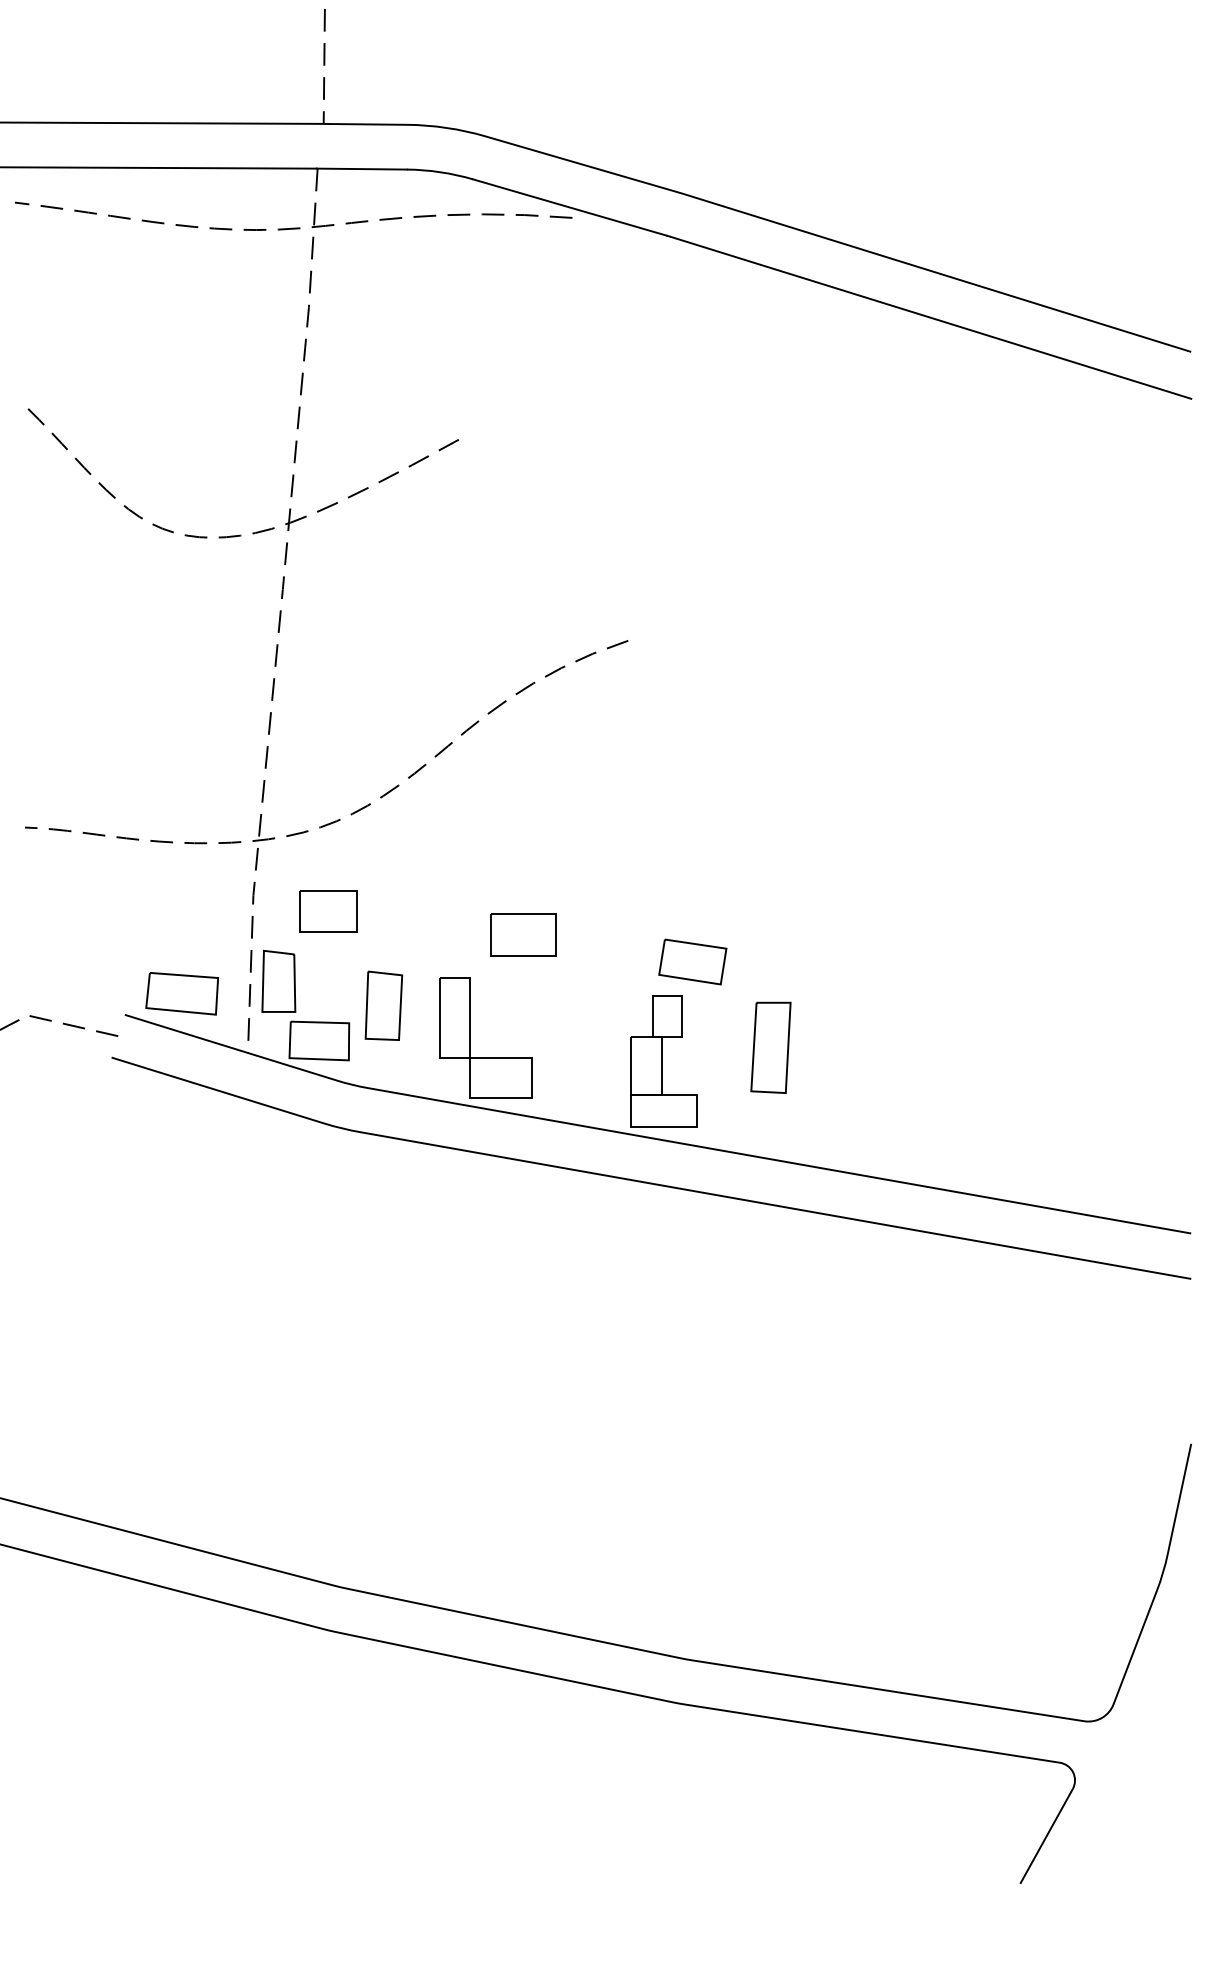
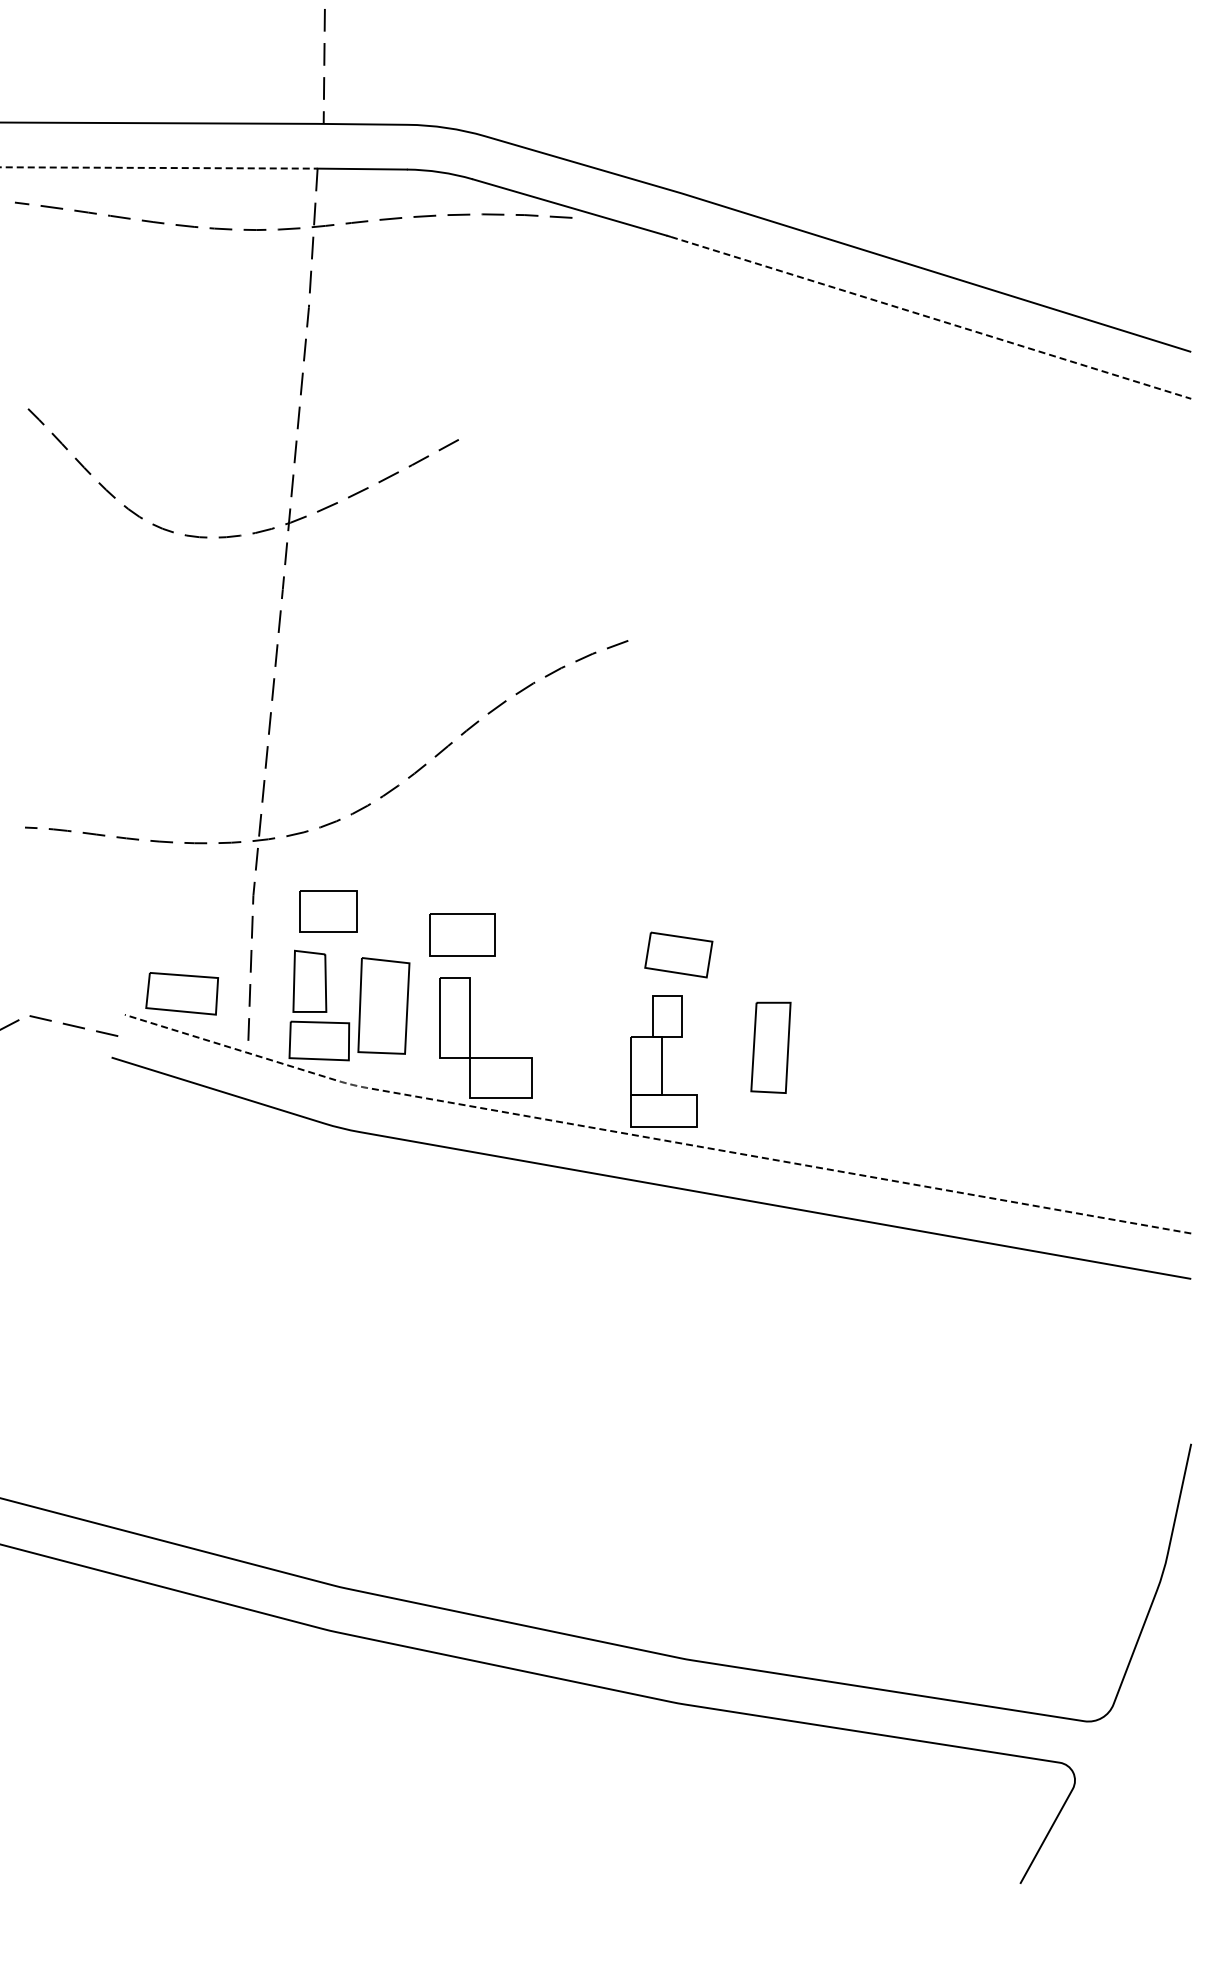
line: solid -> dashed (158, 167)
line: solid -> dashed (931, 318)
part position: (523, 934) -> (462, 934) (462, 934)
part position: (692, 961) -> (678, 954) (678, 954)
part position: (278, 980) -> (309, 980) (309, 980)
part size: 40x71 px -> 54x98 px (383, 1005)
line: solid -> dashed (650, 1138)
